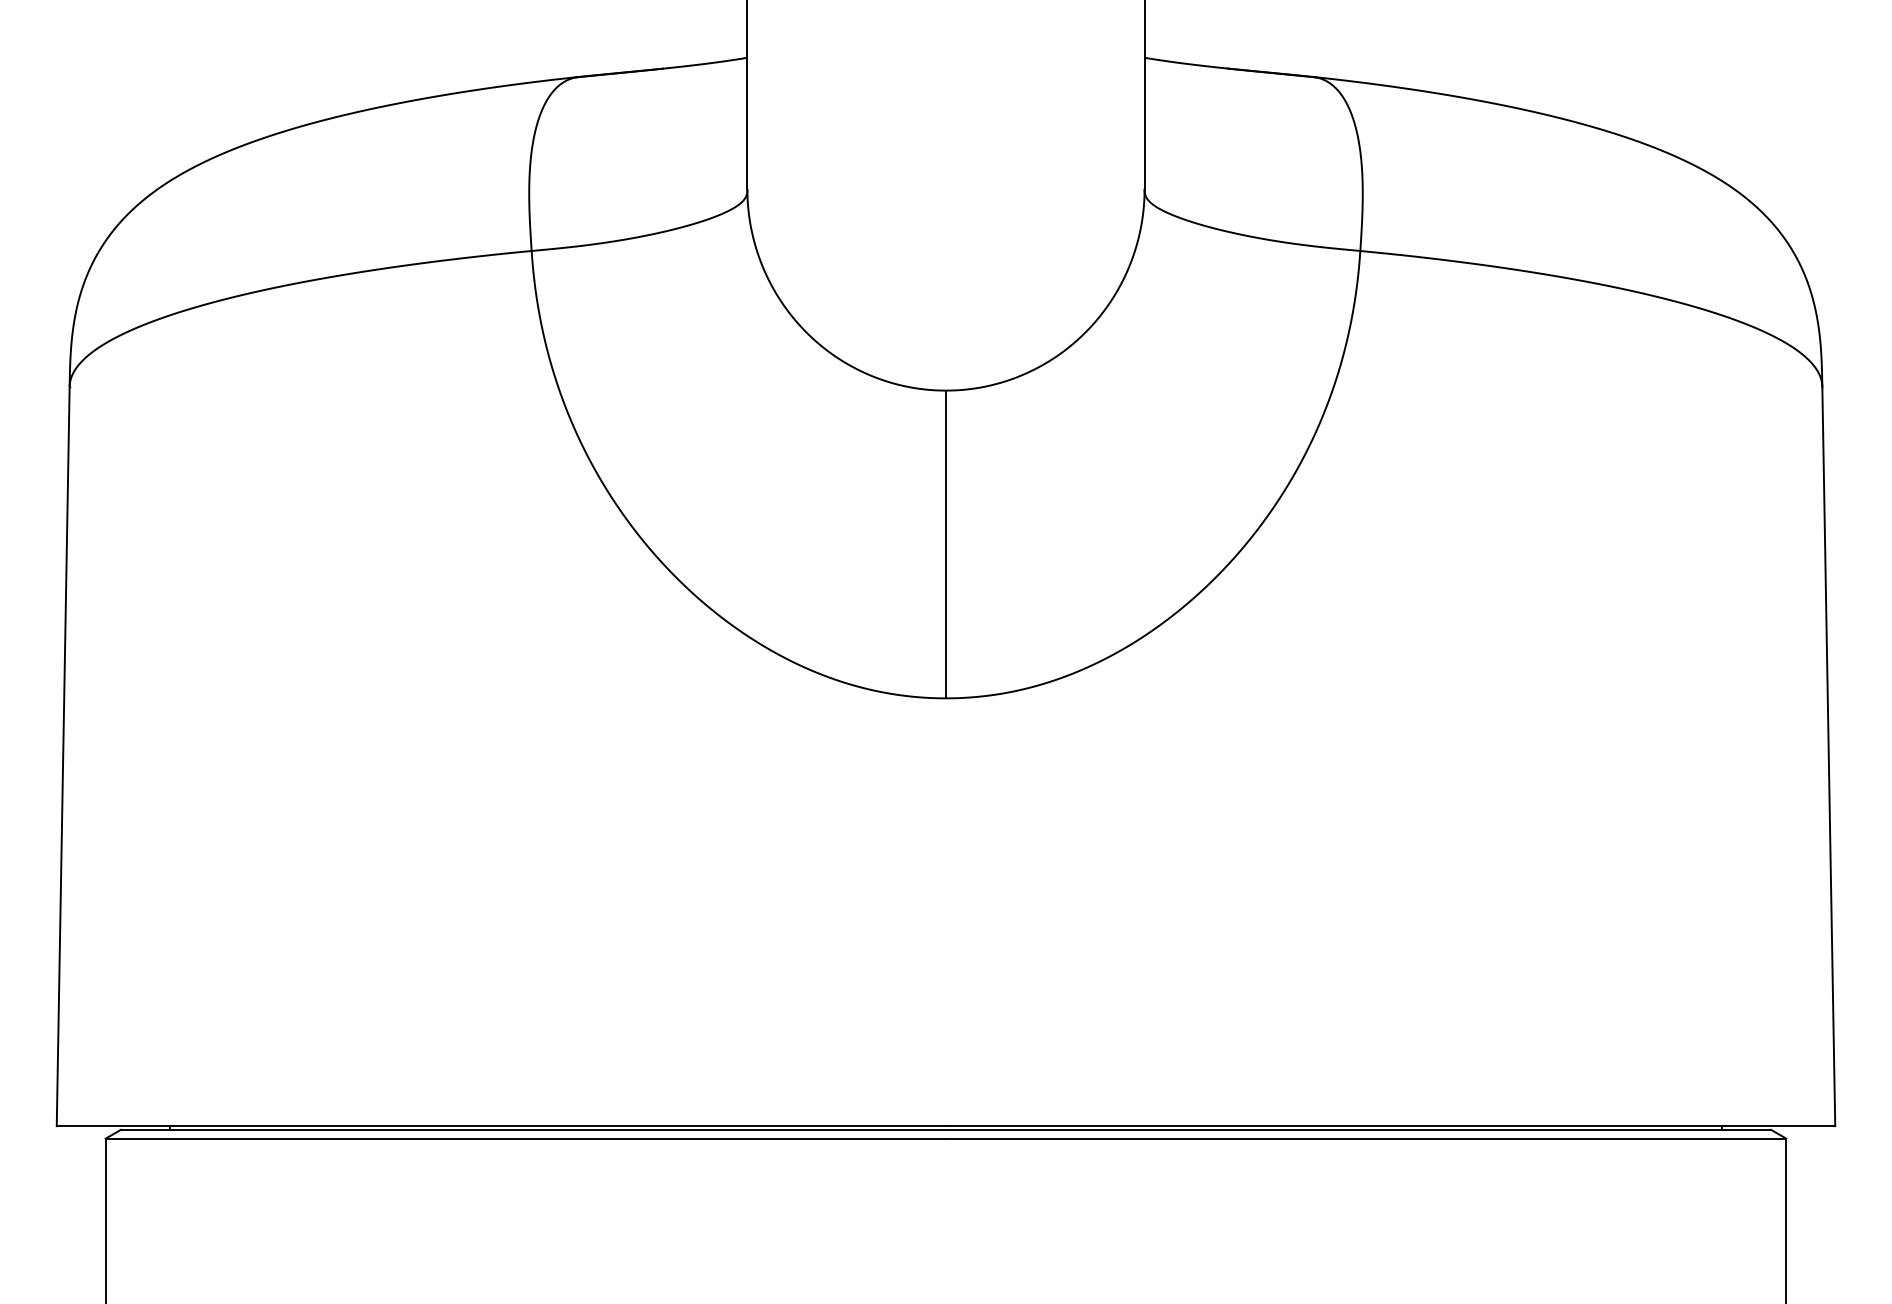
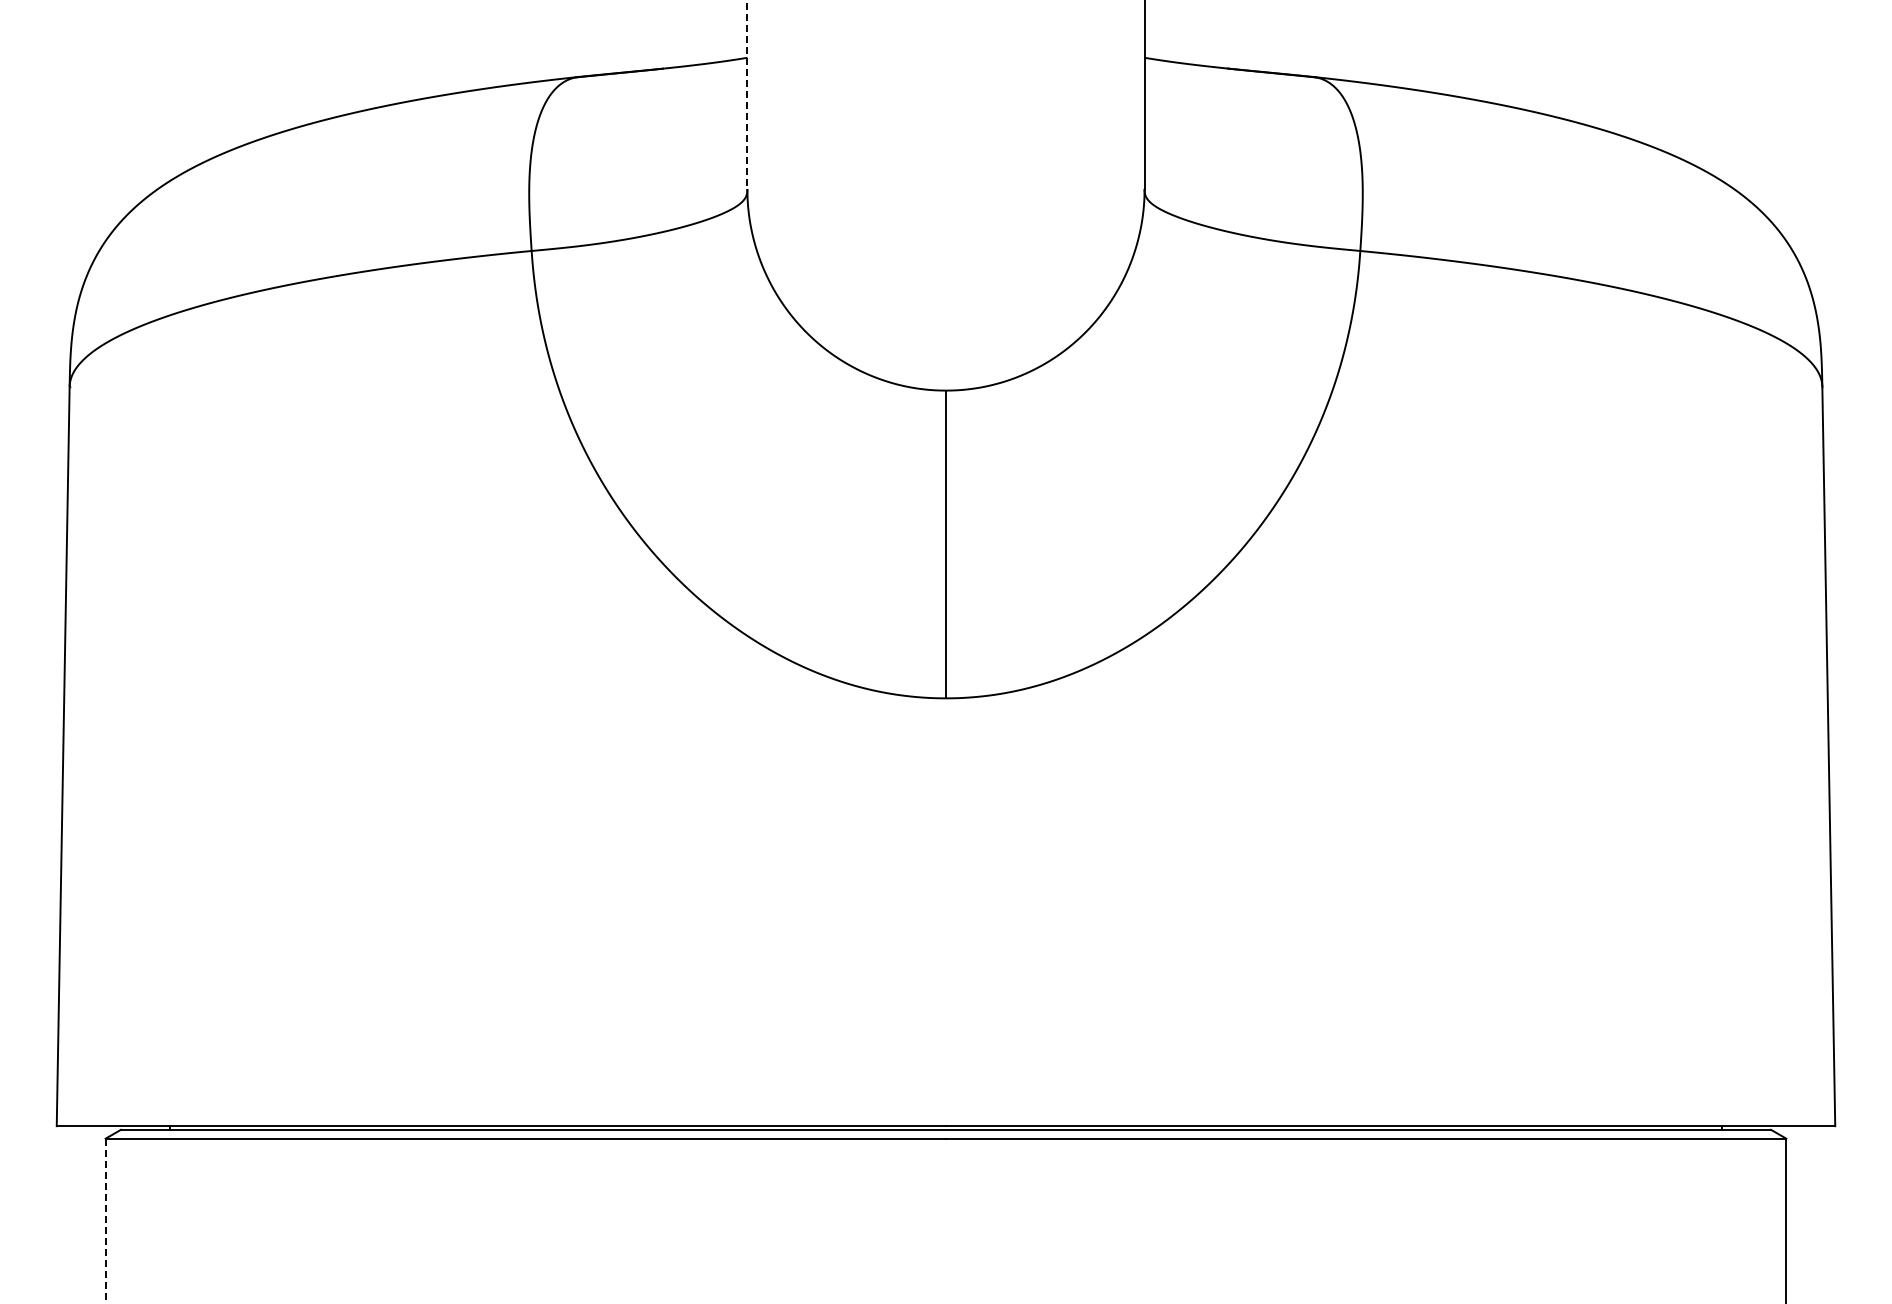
line: solid -> dashed (747, 95)
line: solid -> dashed (105, 1221)
